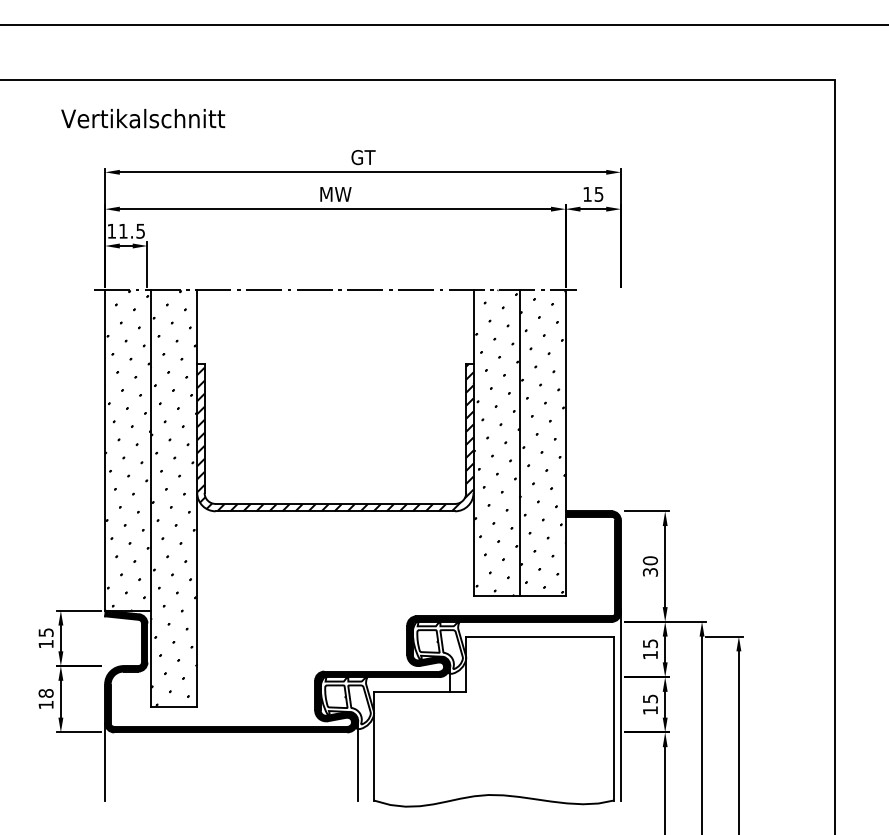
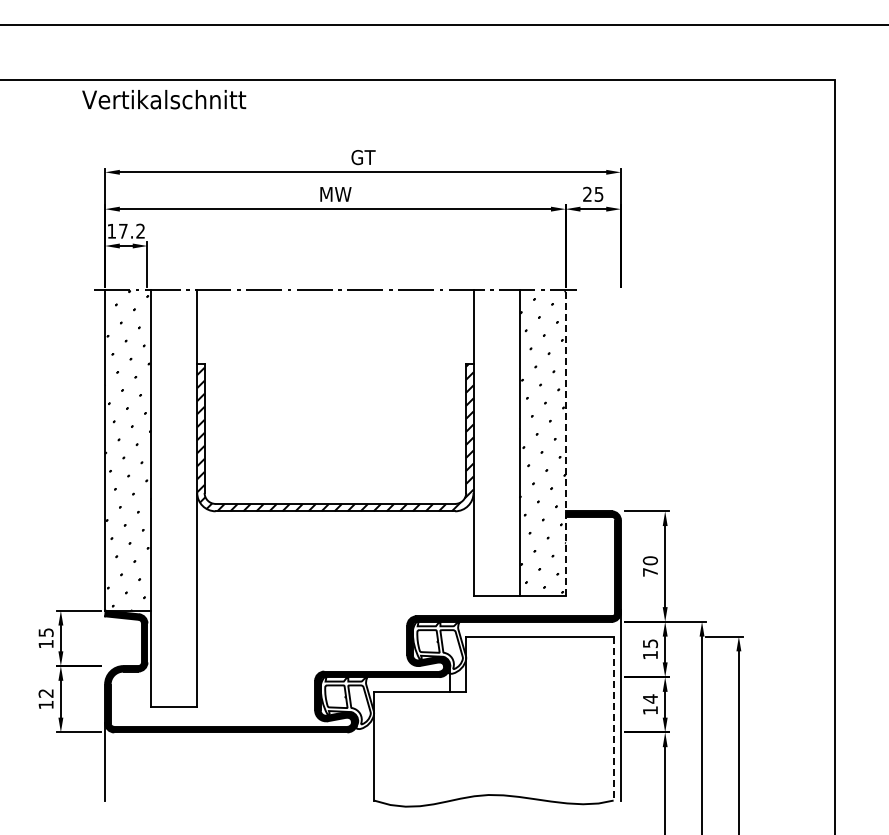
text position: (143, 118) -> (164, 99) (164, 99)
text: 15 -> 25 (587, 193)
text: 11.5 -> 17.2 (131, 230)
hatch: present -> none (496, 443)
line: solid -> dashed (565, 443)
hatch: present -> none (174, 497)
text: 30 -> 70 (650, 572)
text: 18 -> 12 (45, 693)
text: 15 -> 14 (650, 698)
line: solid -> dashed (613, 718)
line: present -> none (357, 761)
